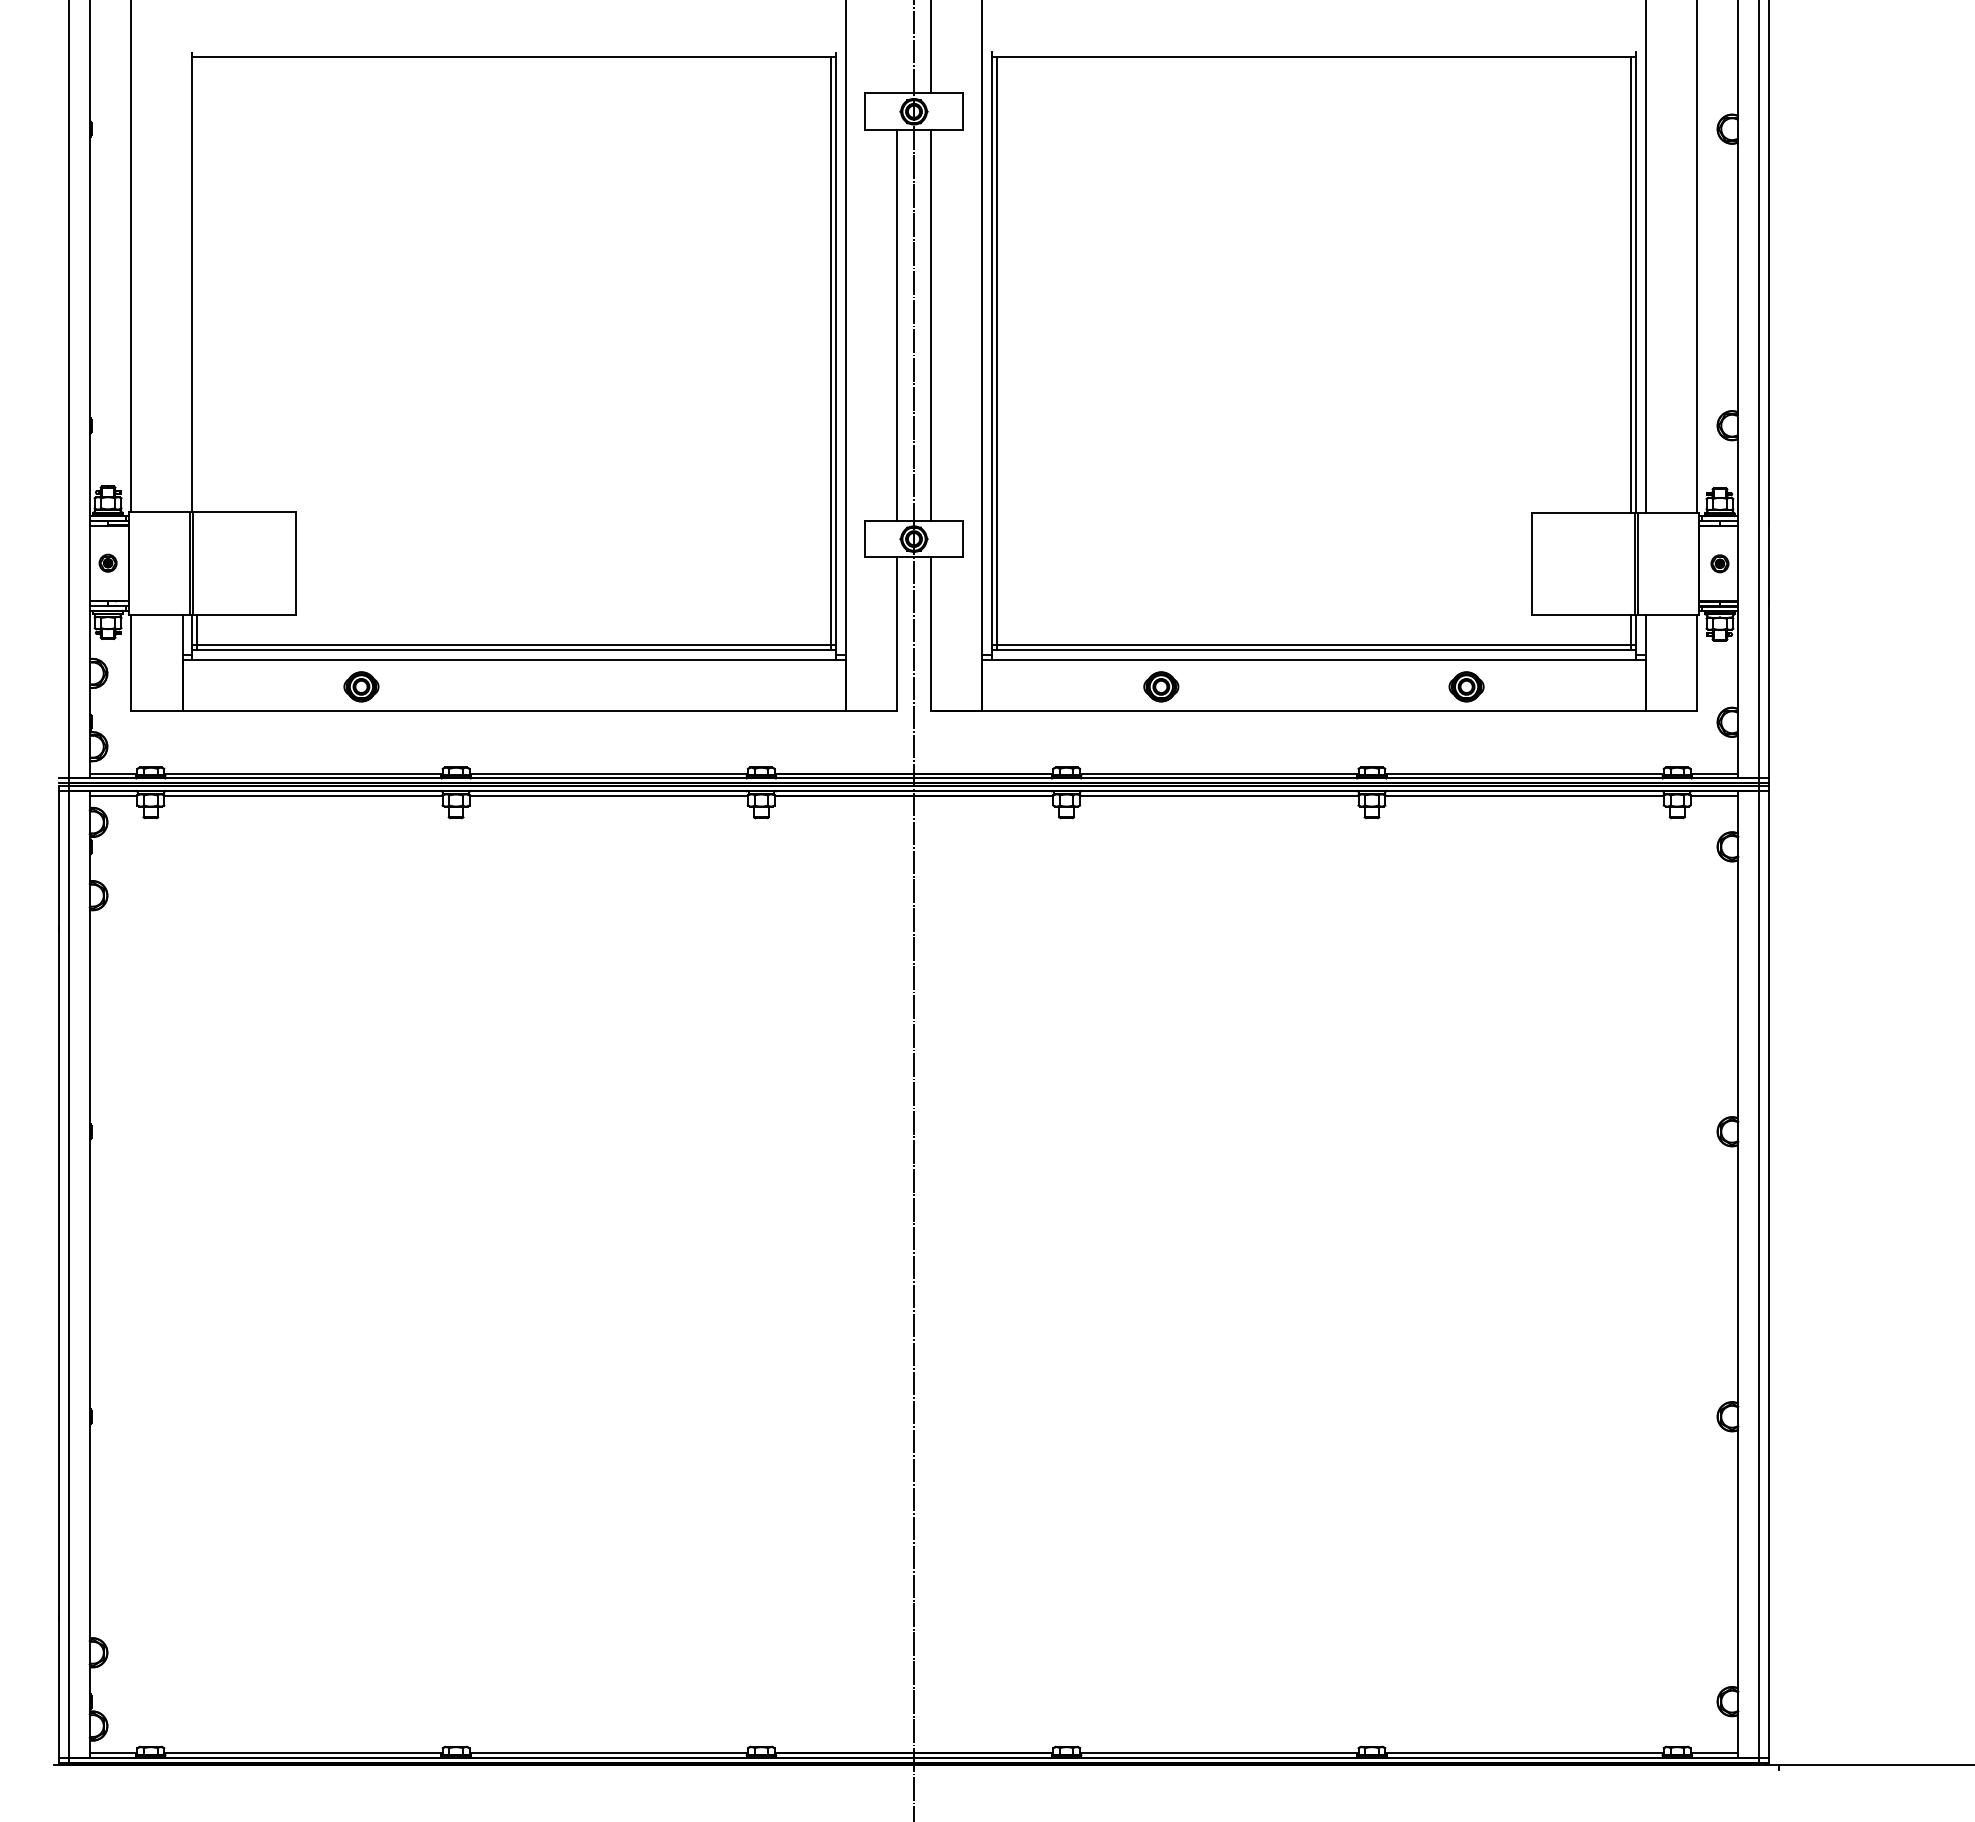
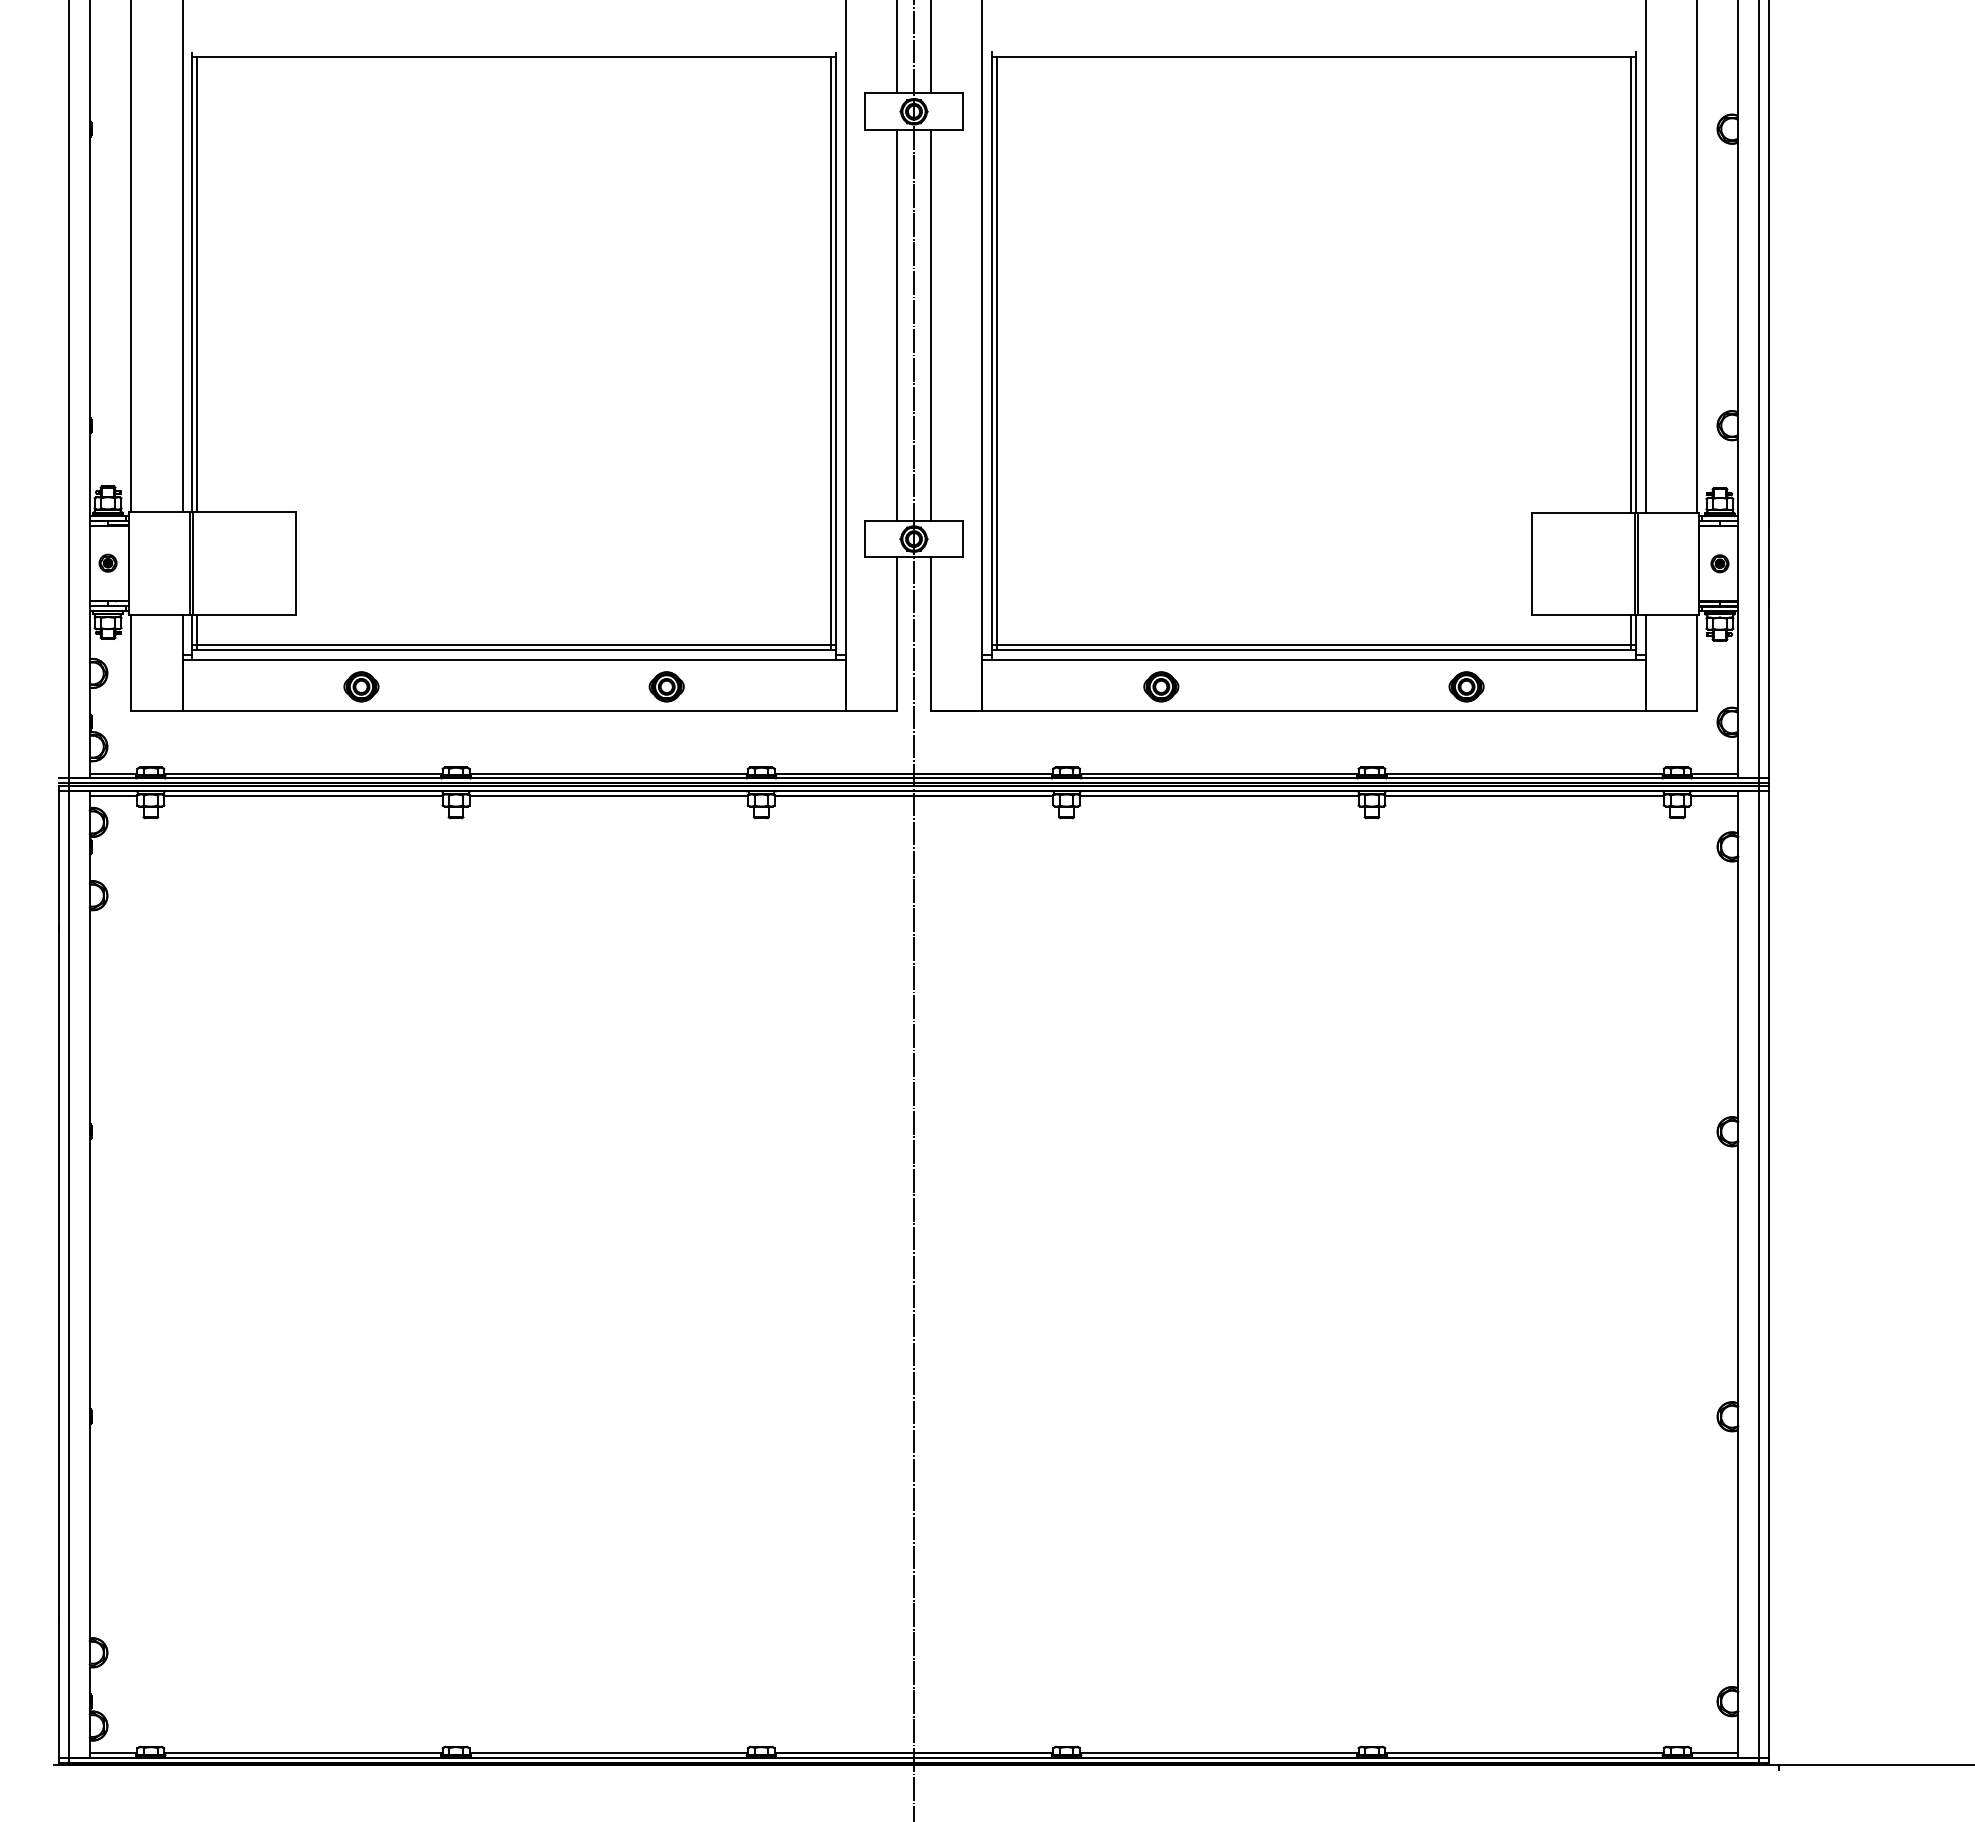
line: none -> present (896, 47)
line: none -> present (182, 256)
line: none -> present (197, 284)
part: none -> present (666, 686)
